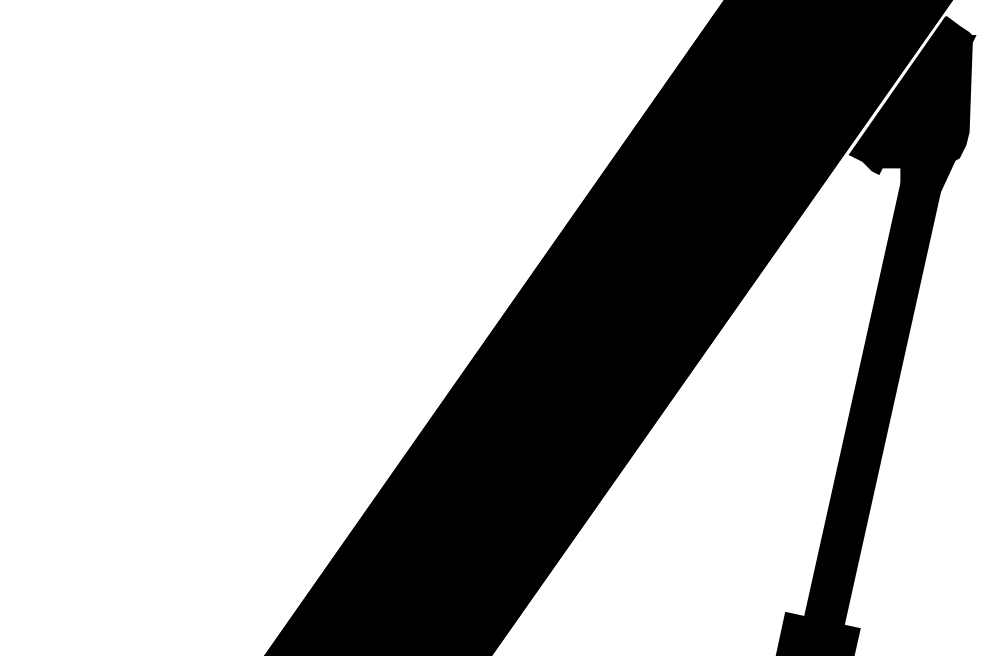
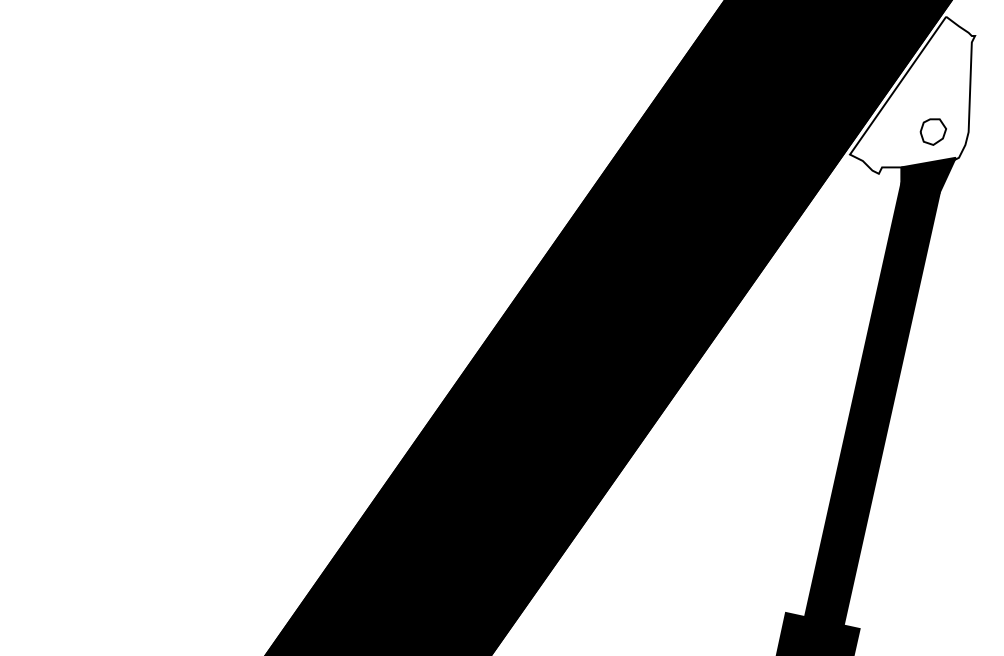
fill: present -> none (912, 94)
